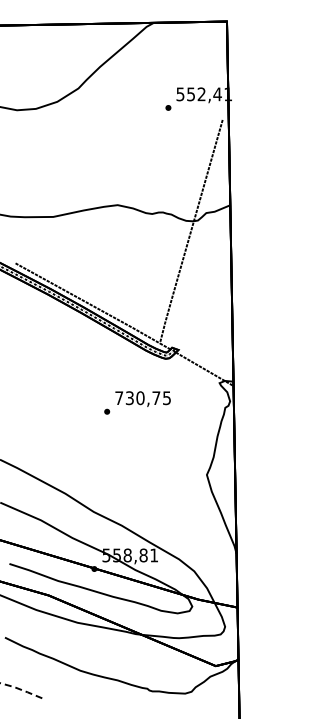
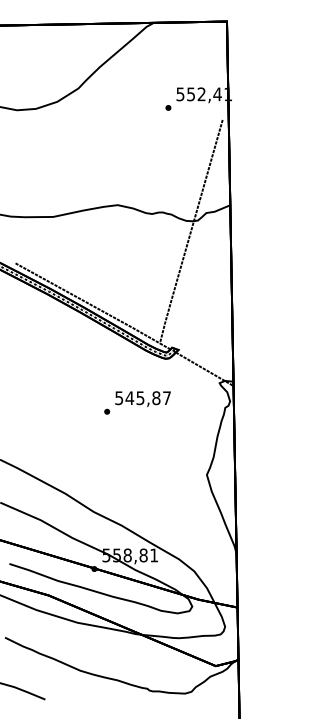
text: 730,75 -> 545,87 (142, 398)
line: dashed -> solid (23, 690)
